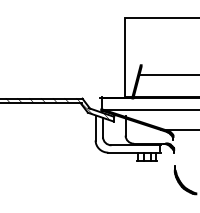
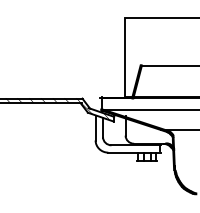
line position: (168, 74) -> (168, 65) (168, 65)
fill: none -> present (173, 154)
